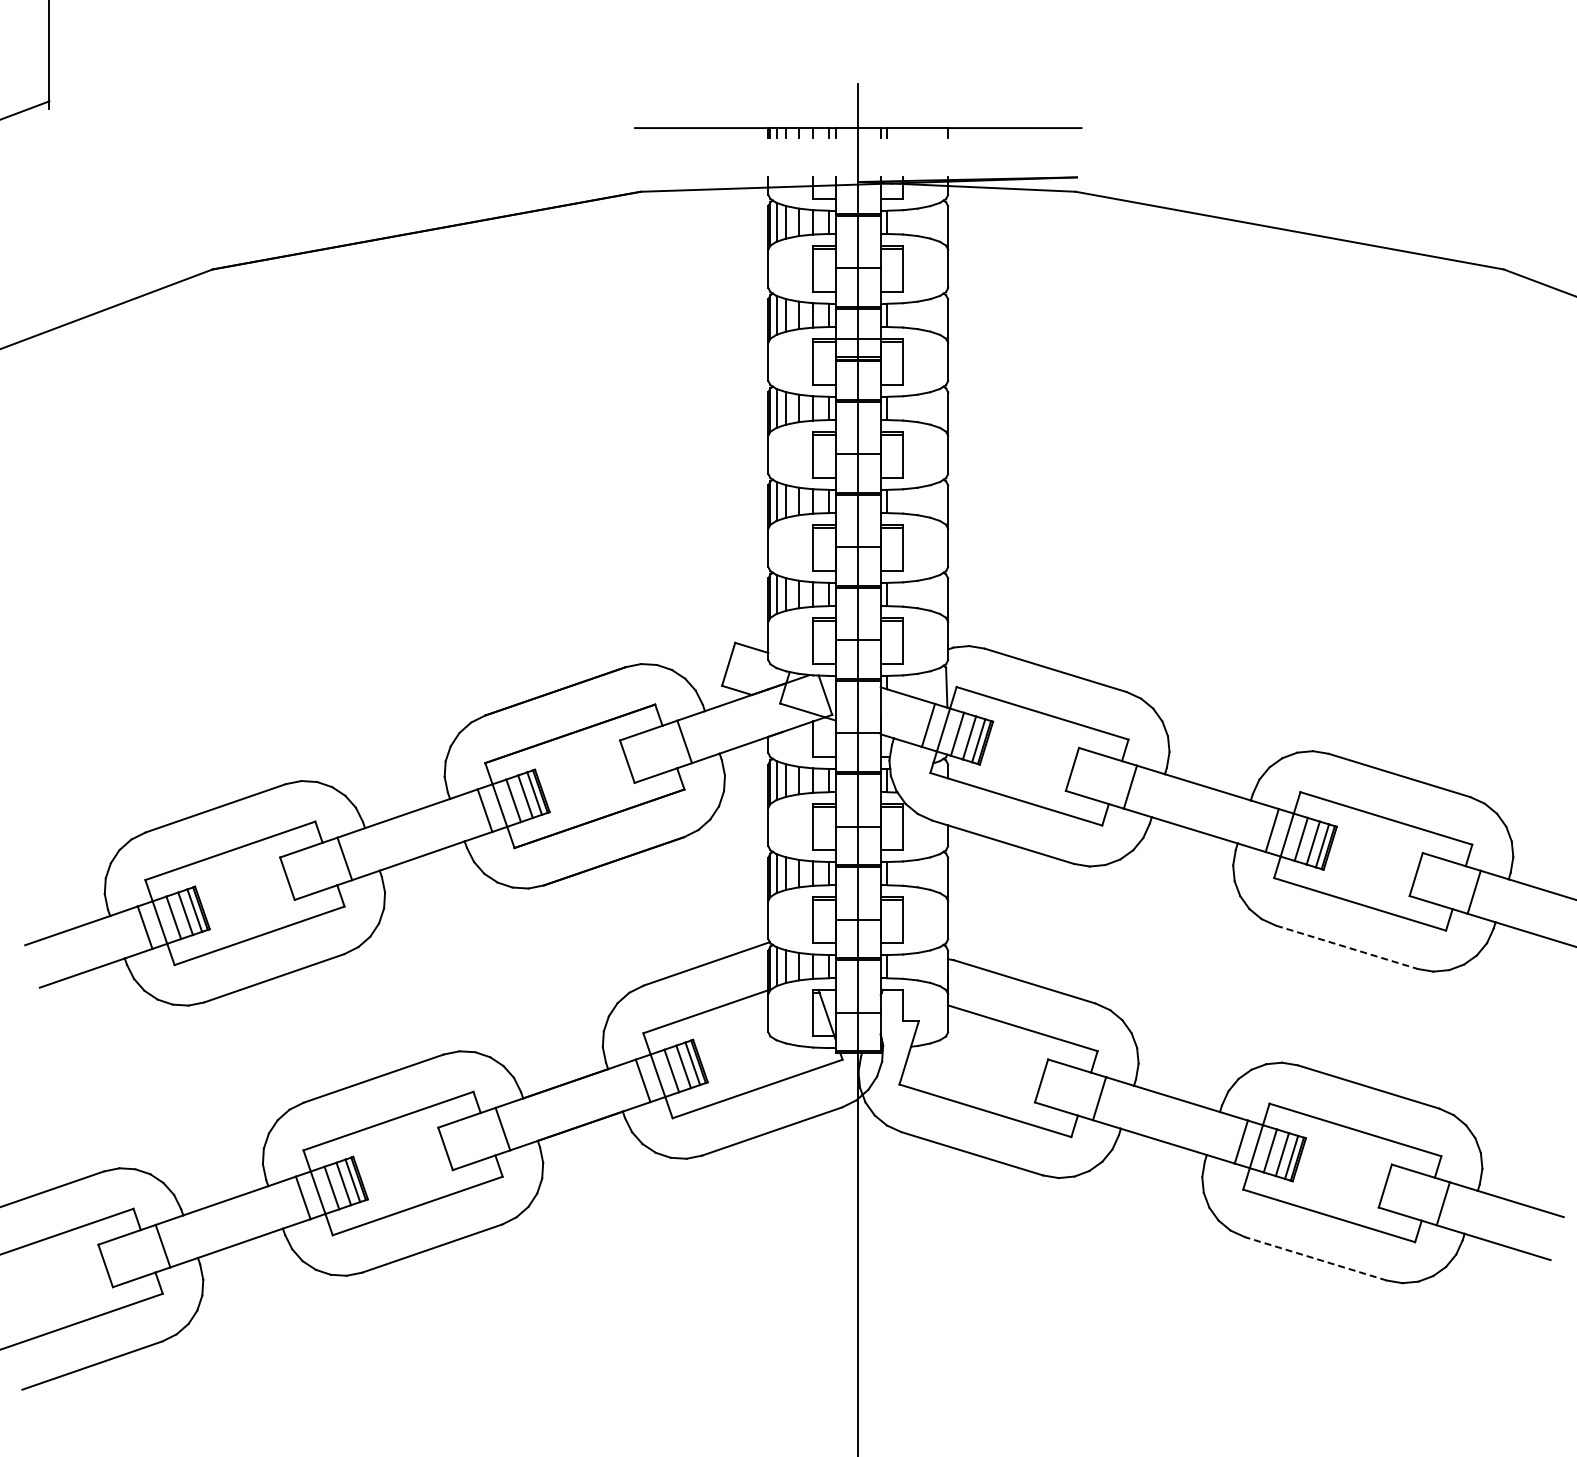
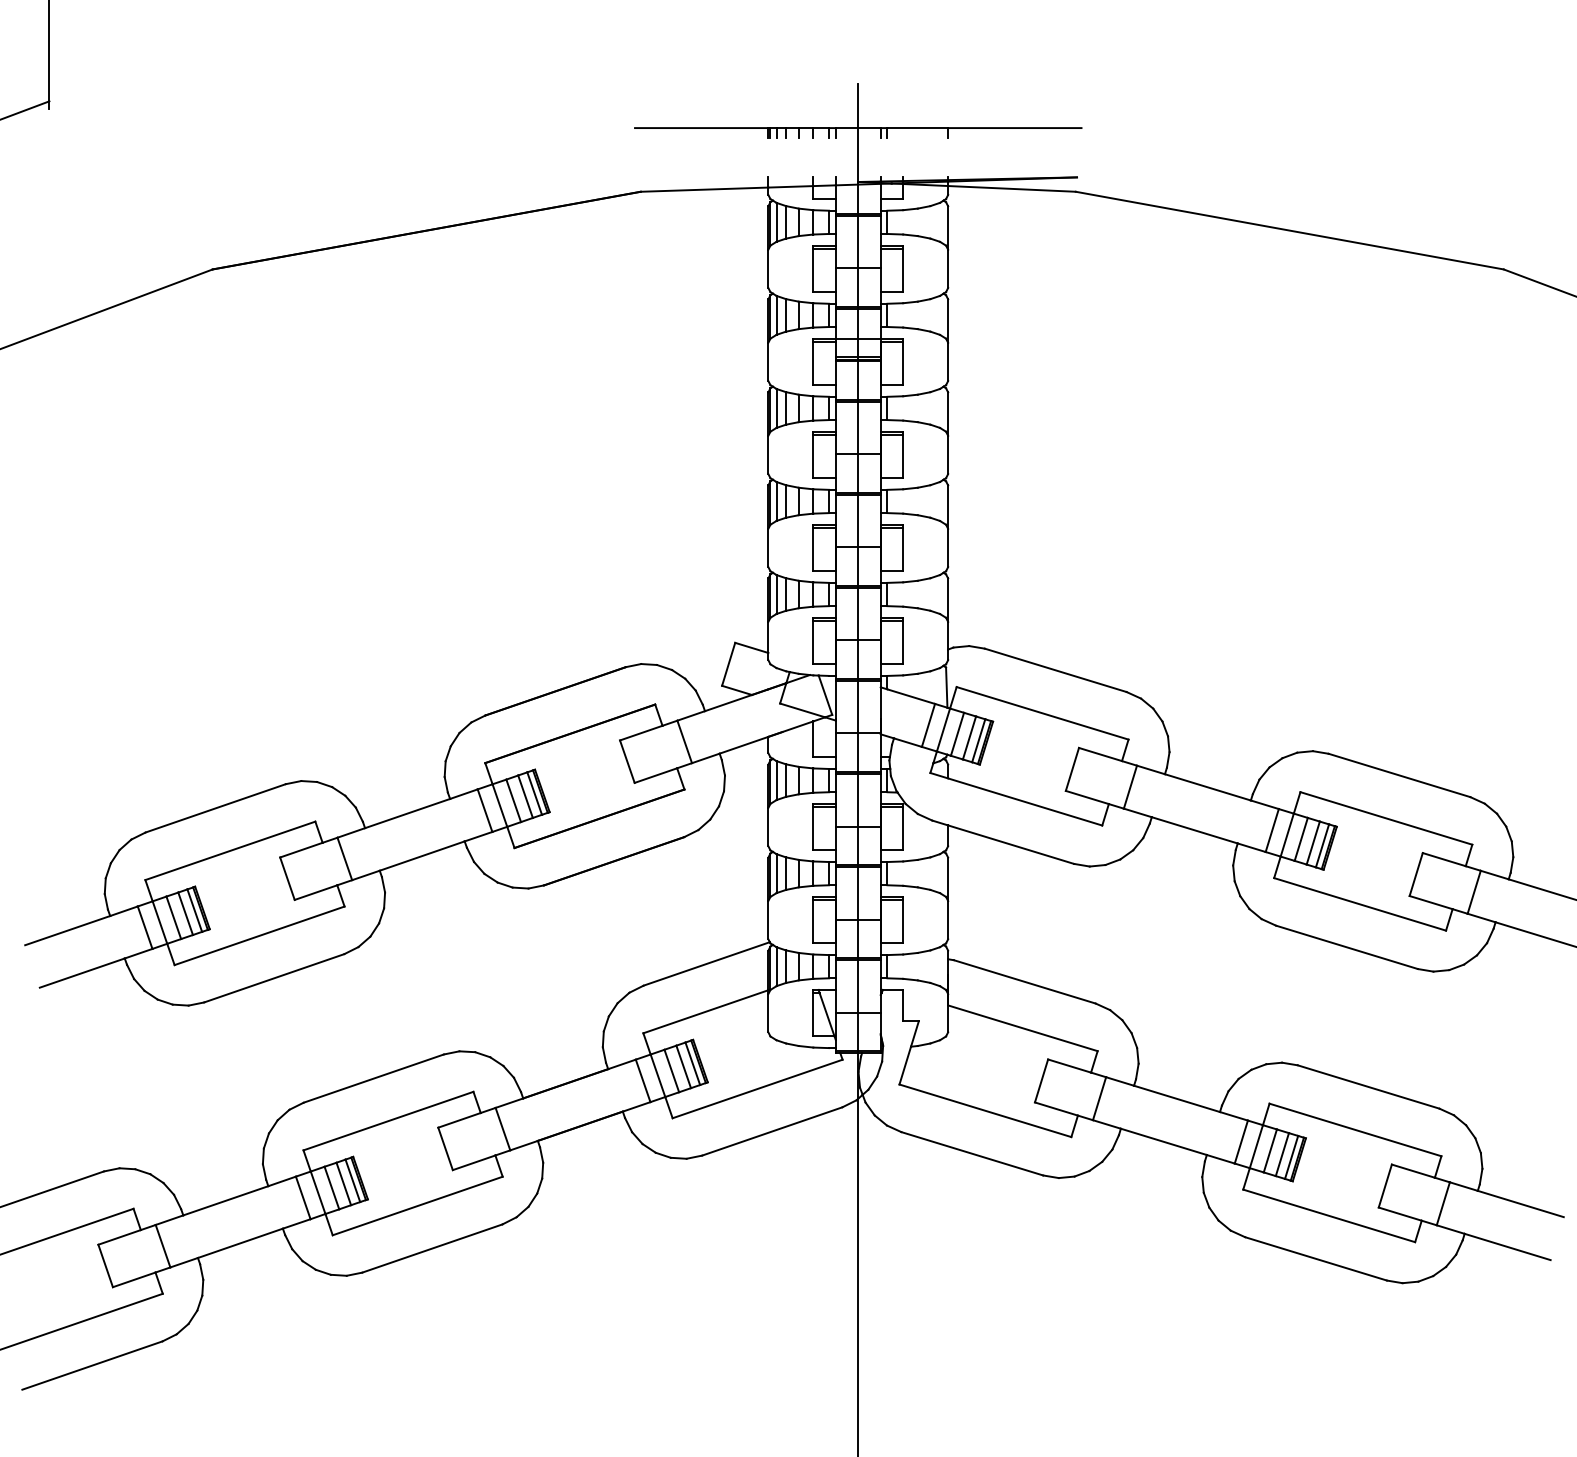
line: dashed -> solid (1347, 947)
line: dashed -> solid (1315, 1258)
